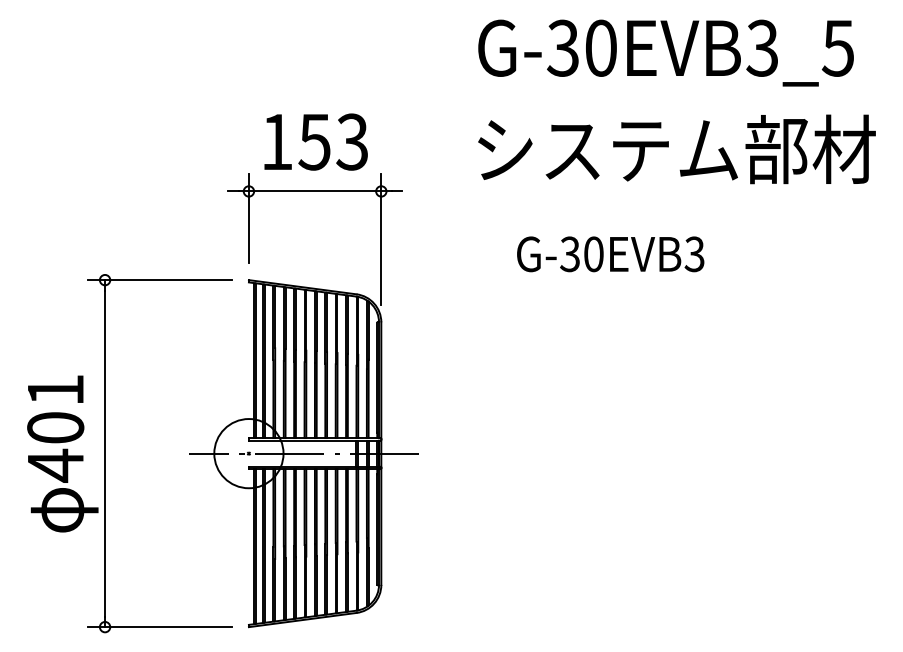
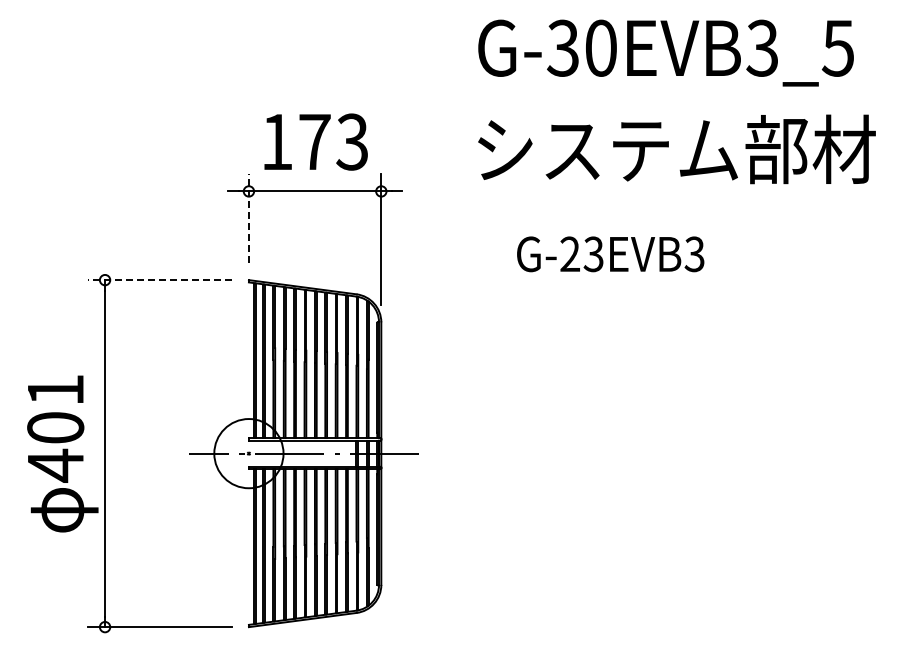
text: 153 -> 173 (314, 142)
line: solid -> dashed (248, 217)
text: G-30EVB3 -> G-23EVB3 (581, 254)
line: solid -> dashed (159, 280)
